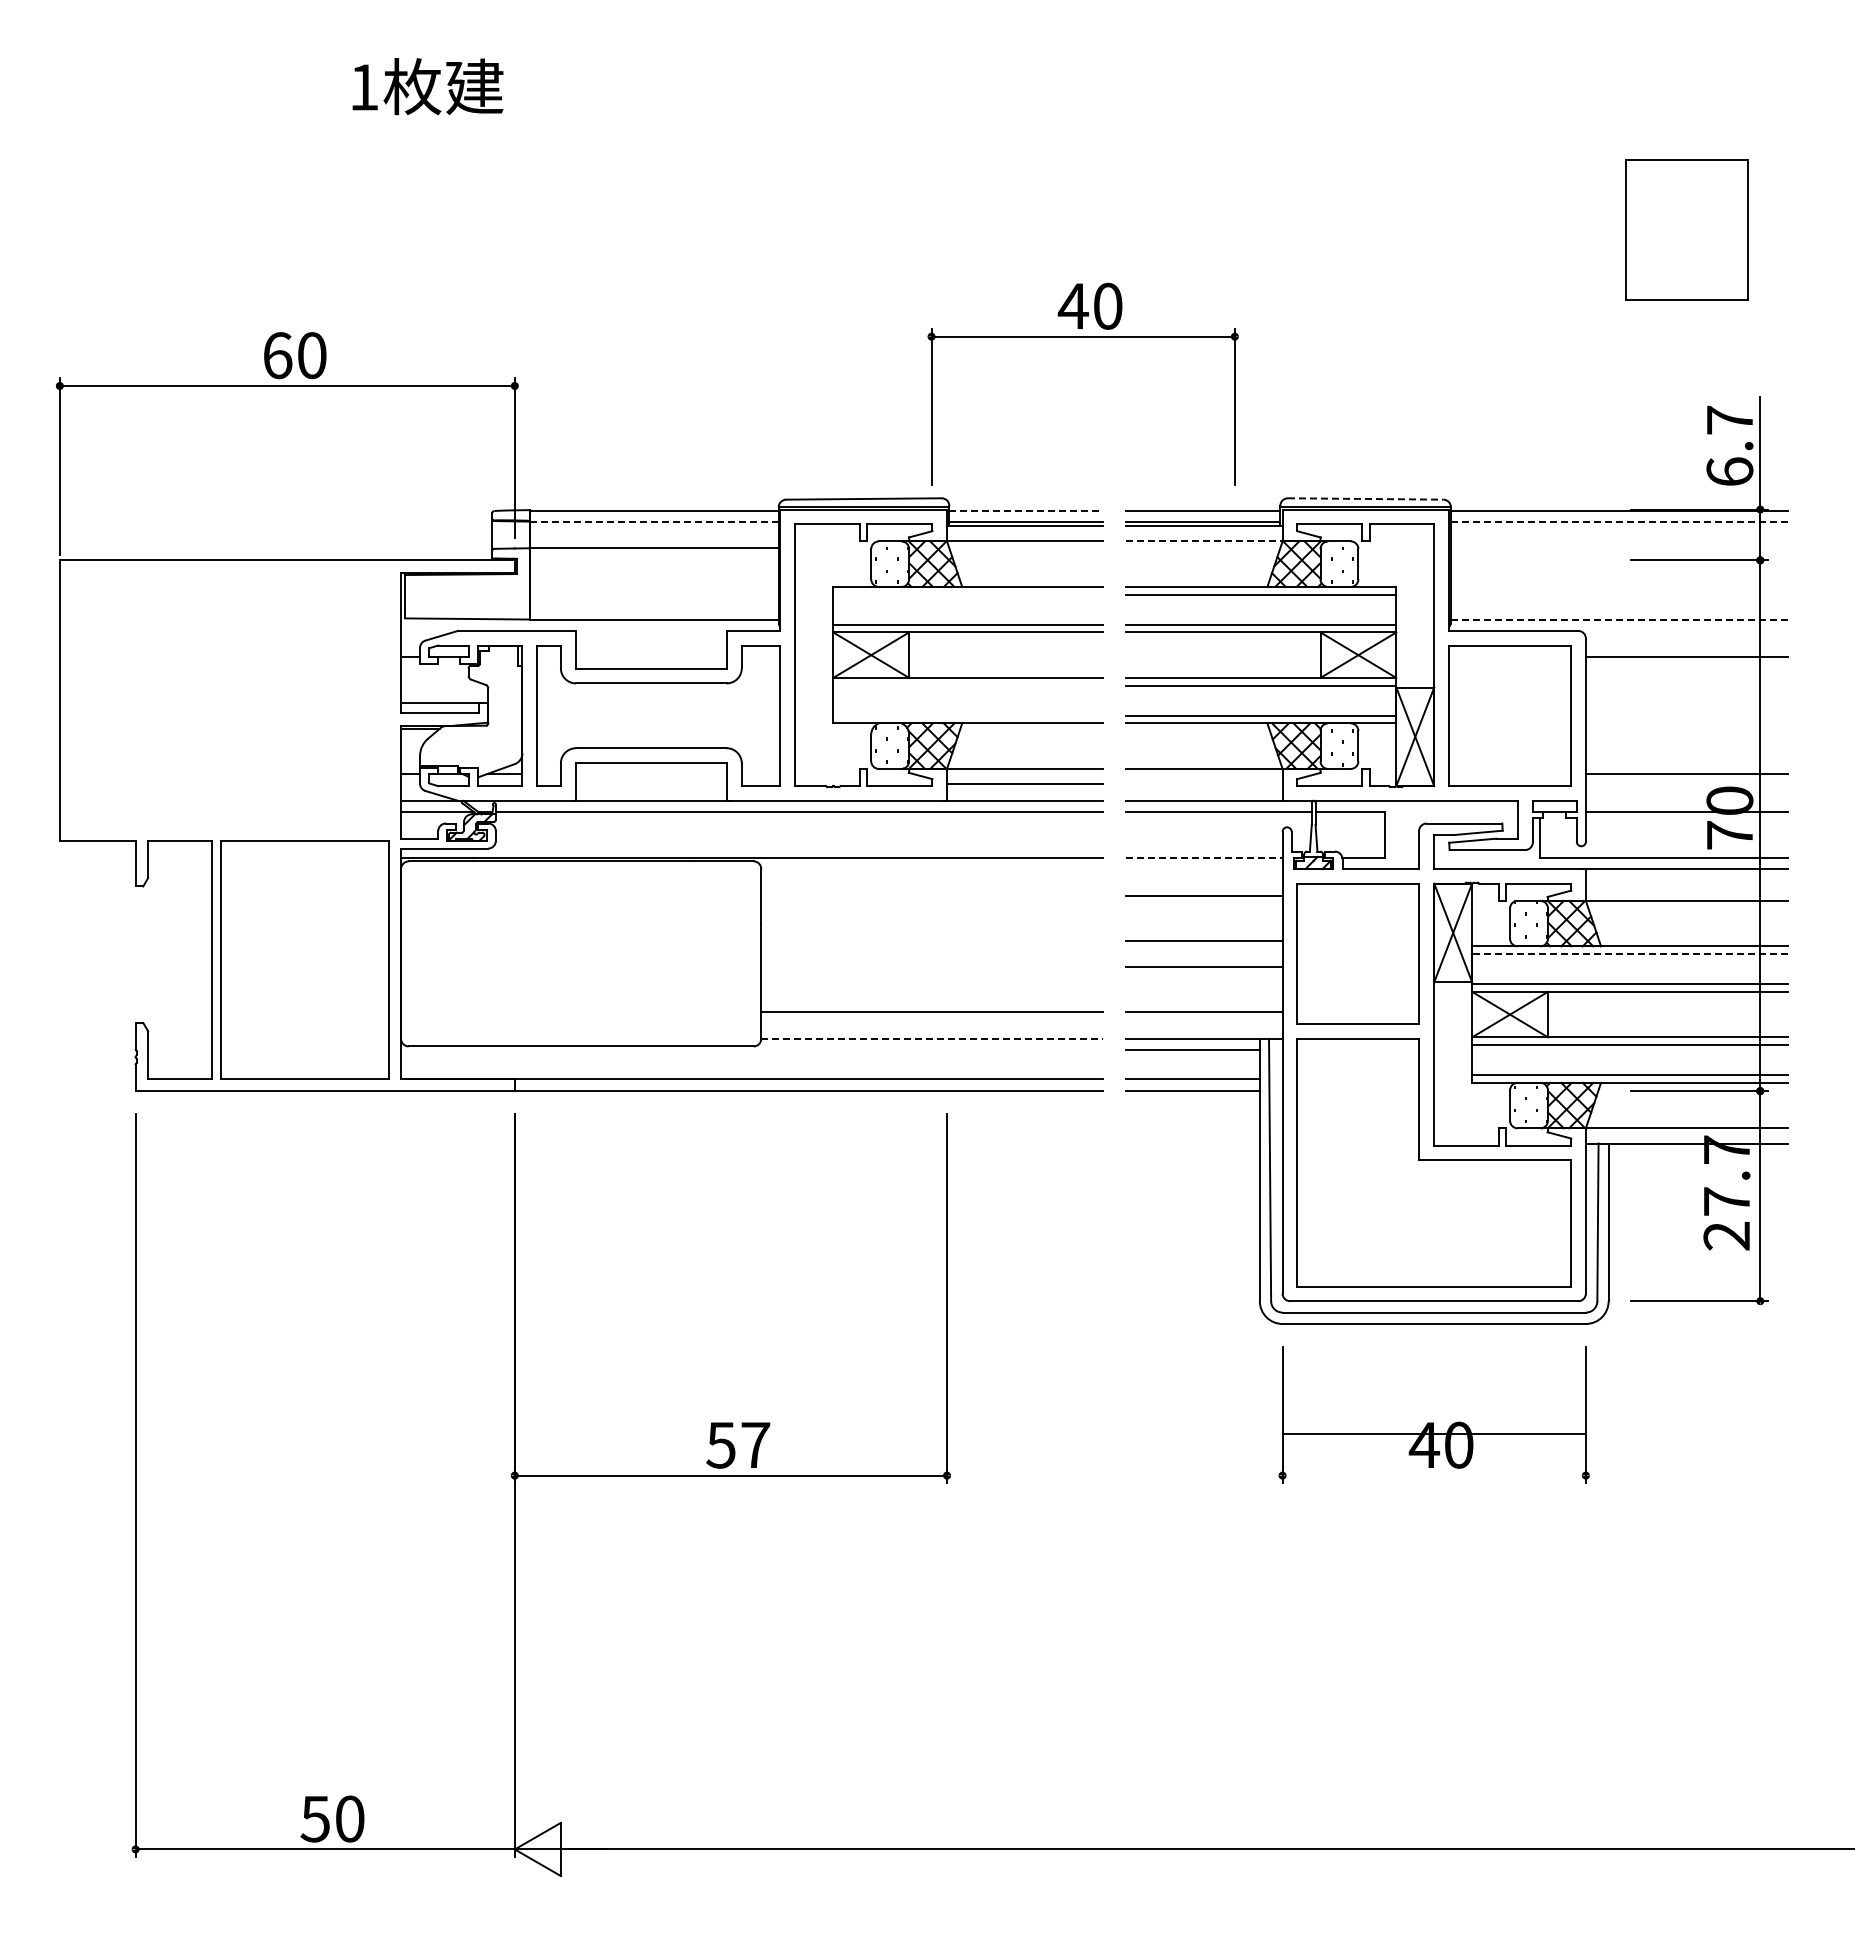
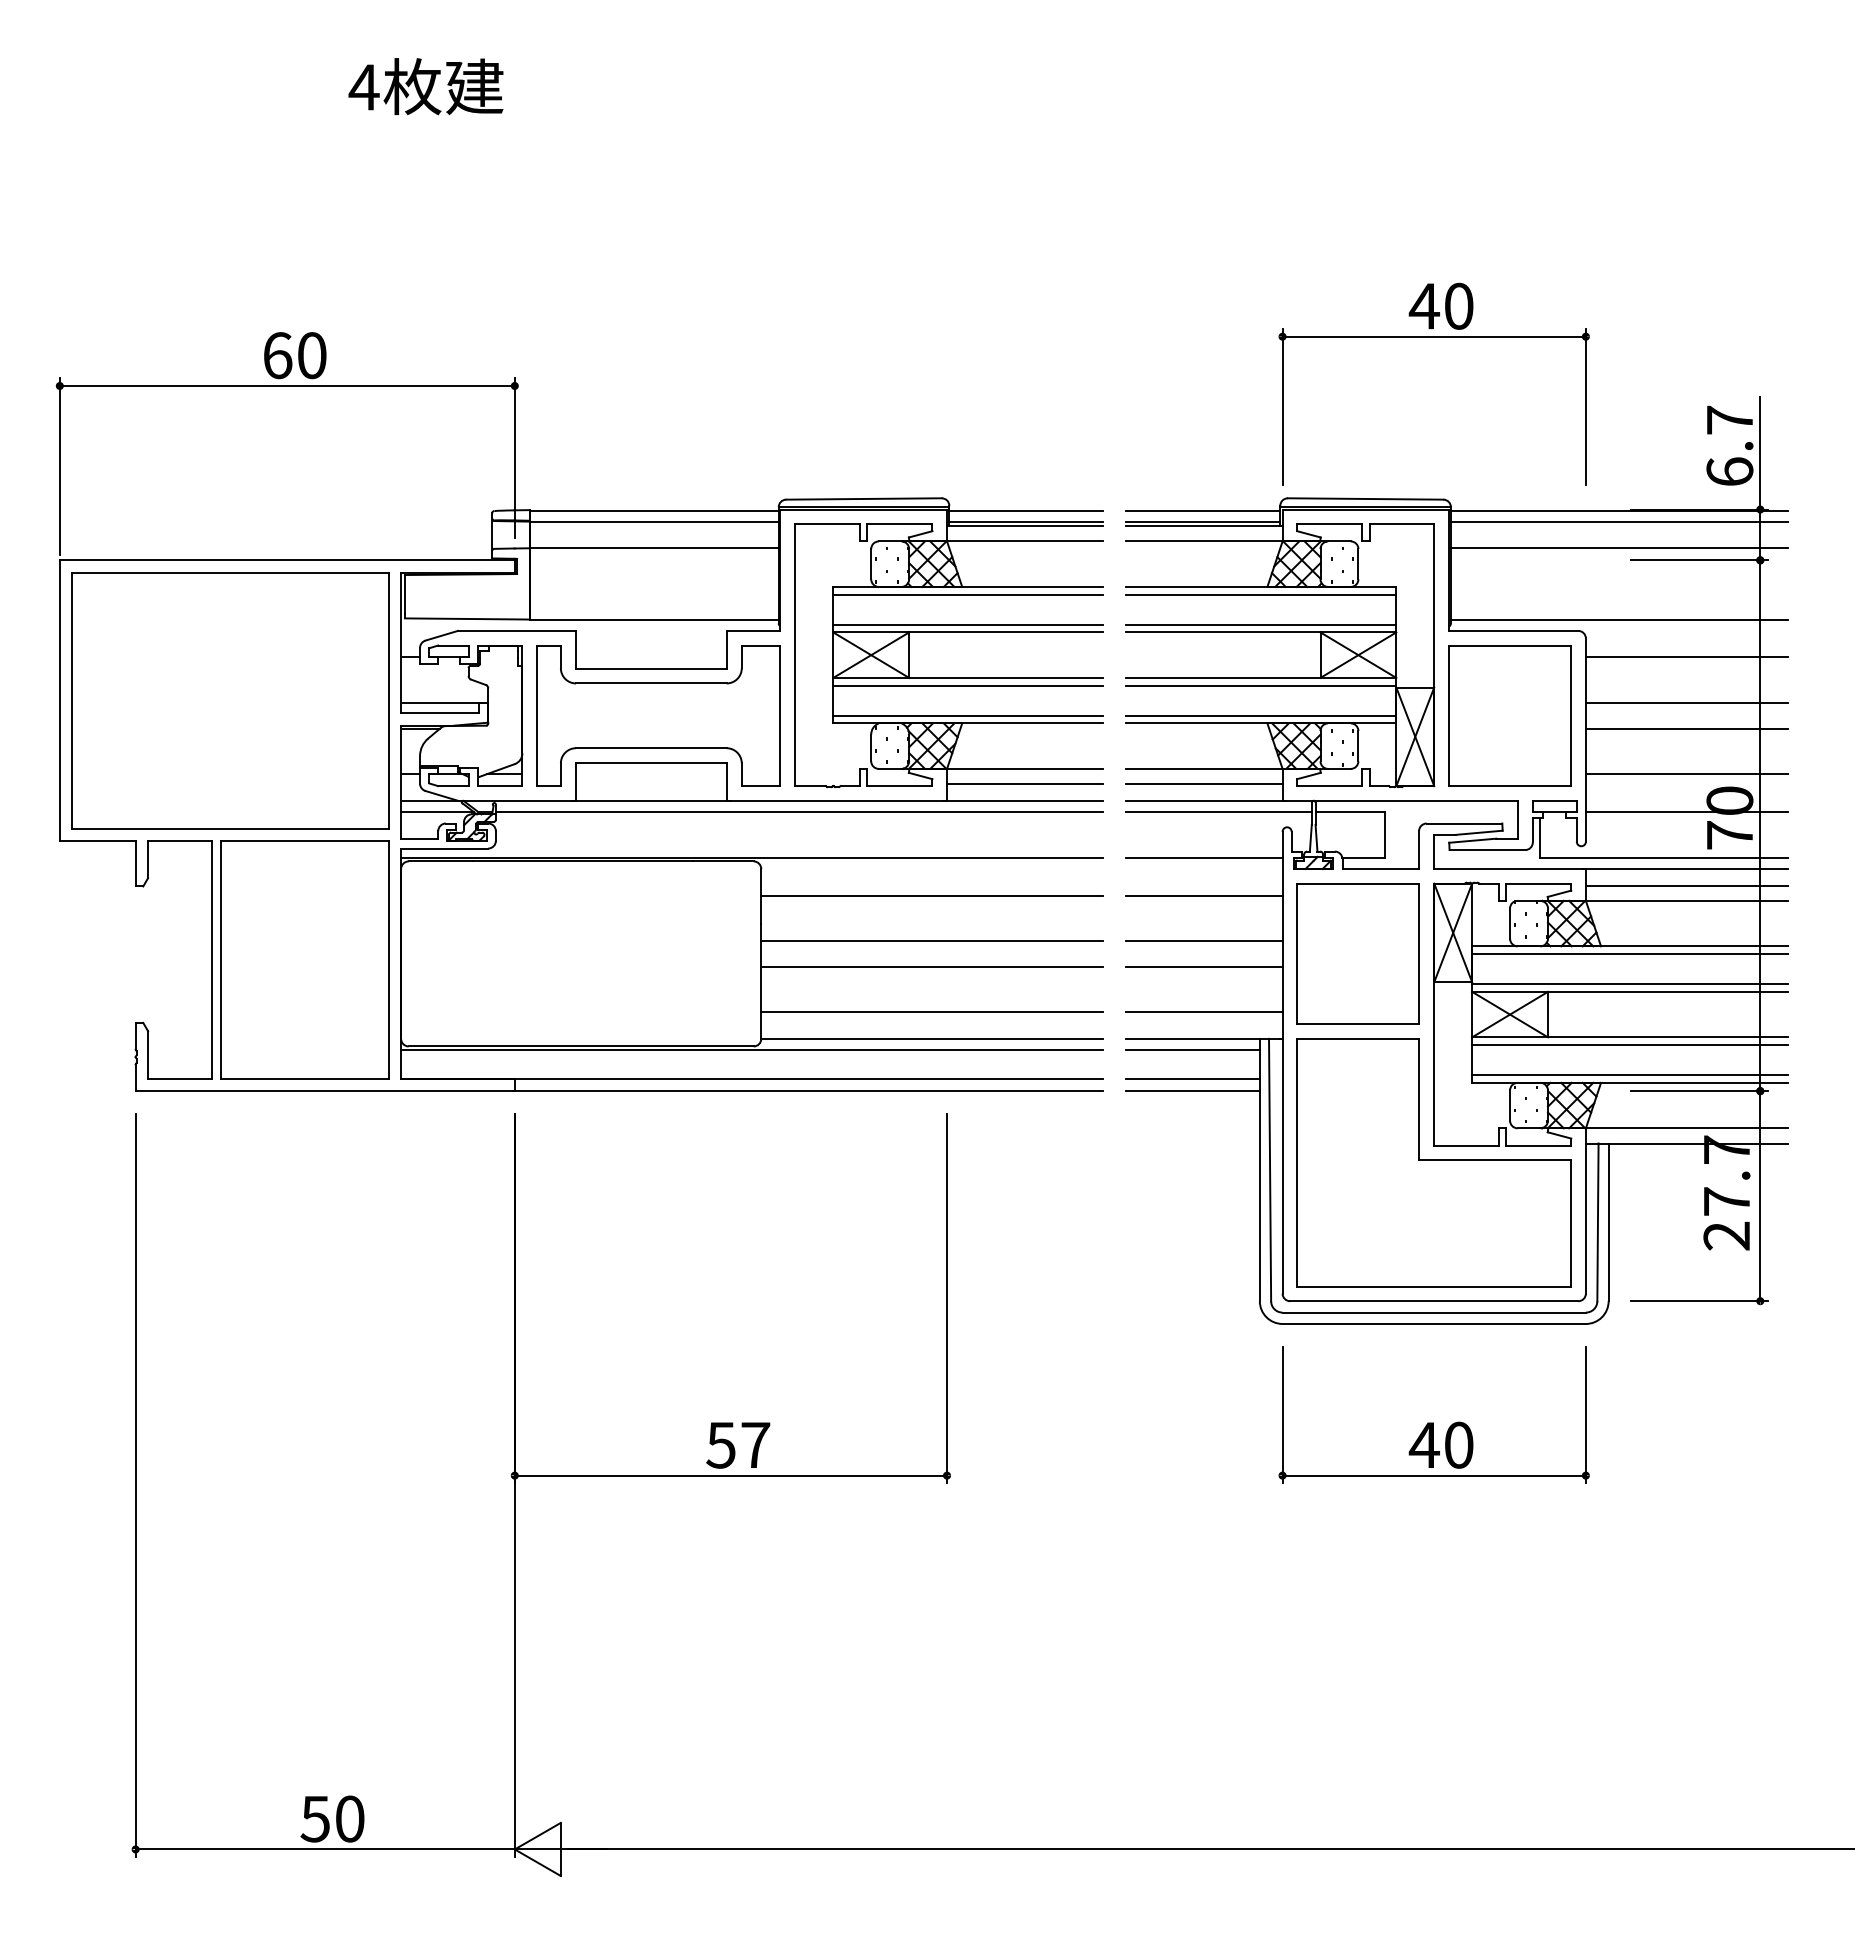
text: 1 -> 4 (363, 87)
part: present -> none (1686, 229)
part position: (1082, 337) -> (1433, 337) (1433, 337)
line: dashed -> solid (1365, 498)
line: dashed -> solid (1026, 511)
line: dashed -> solid (654, 521)
line: dashed -> solid (1618, 521)
line: dashed -> solid (1211, 541)
line: none -> present (1618, 548)
line: none -> present (968, 594)
line: dashed -> solid (1618, 619)
line: none -> present (968, 685)
part: none -> present (230, 700)
line: none -> present (1686, 702)
line: none -> present (968, 715)
line: none -> present (1686, 729)
line: none -> present (1204, 784)
line: dashed -> solid (1204, 857)
line: none -> present (1686, 885)
line: none -> present (932, 895)
line: none -> present (932, 940)
line: dashed -> solid (1629, 953)
line: none -> present (932, 967)
line: dashed -> solid (932, 1038)
line: none -> present (752, 1050)
line position: (1433, 1433) -> (1433, 1475) (1433, 1475)
